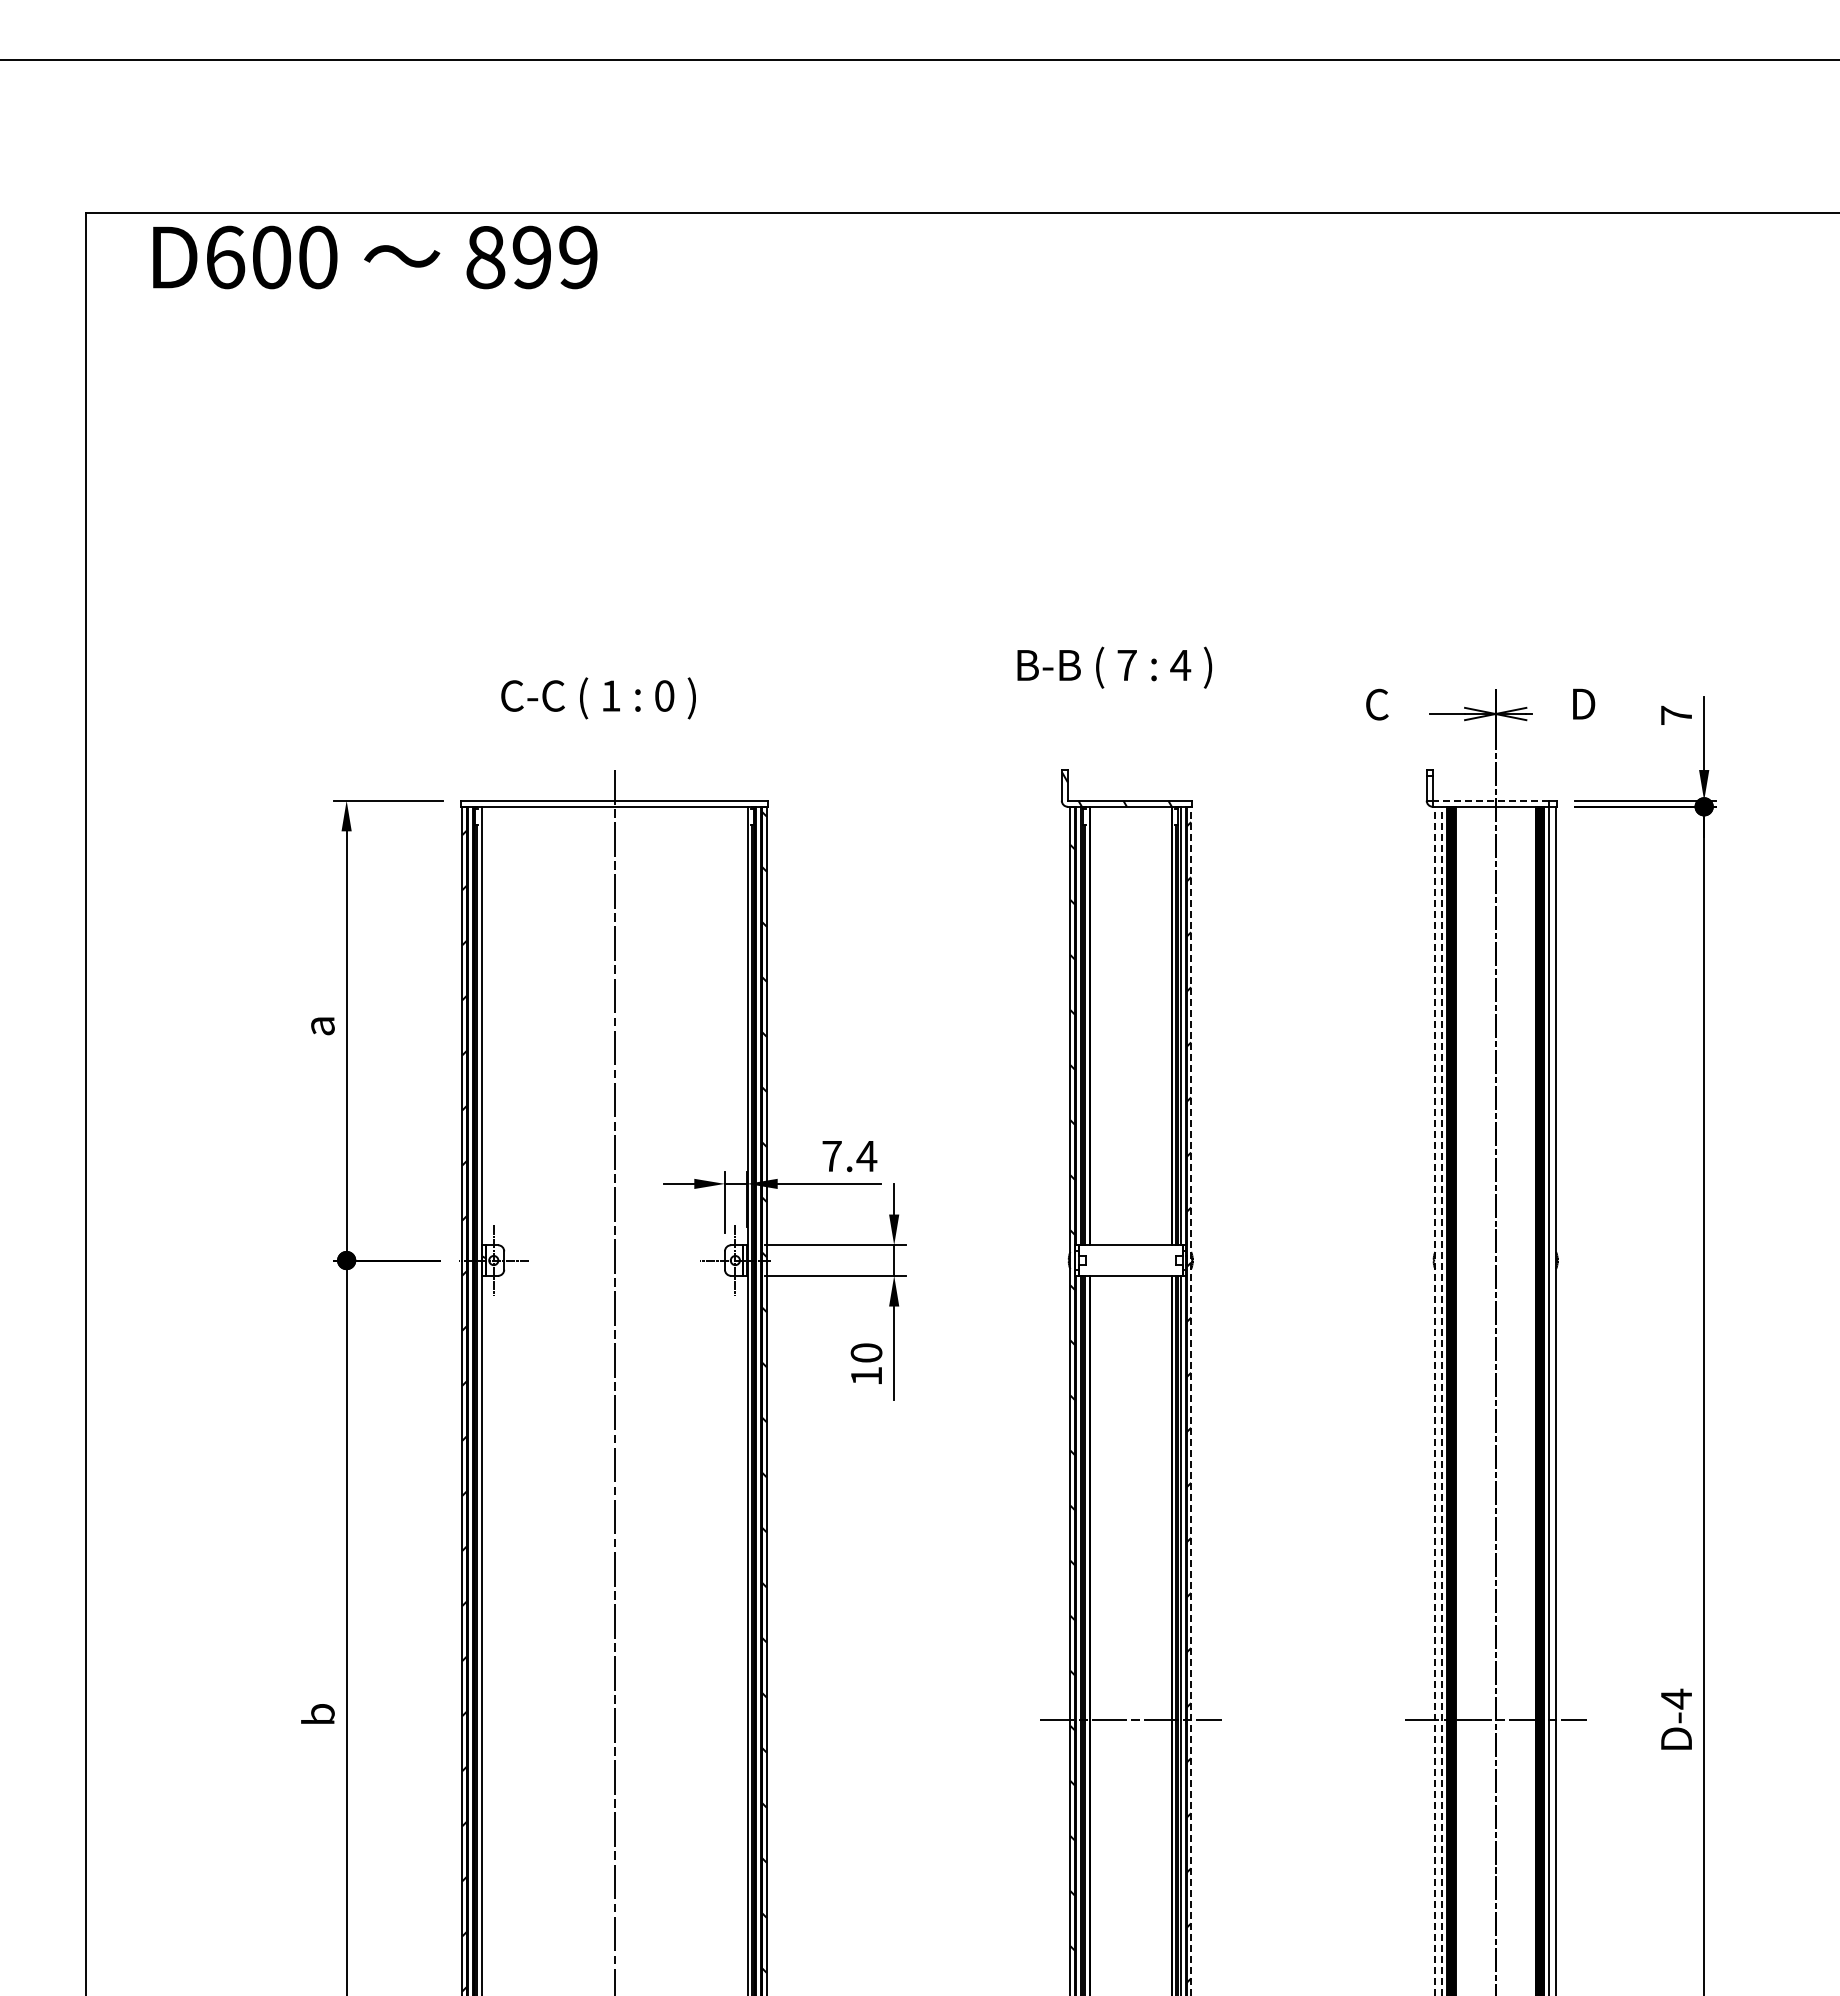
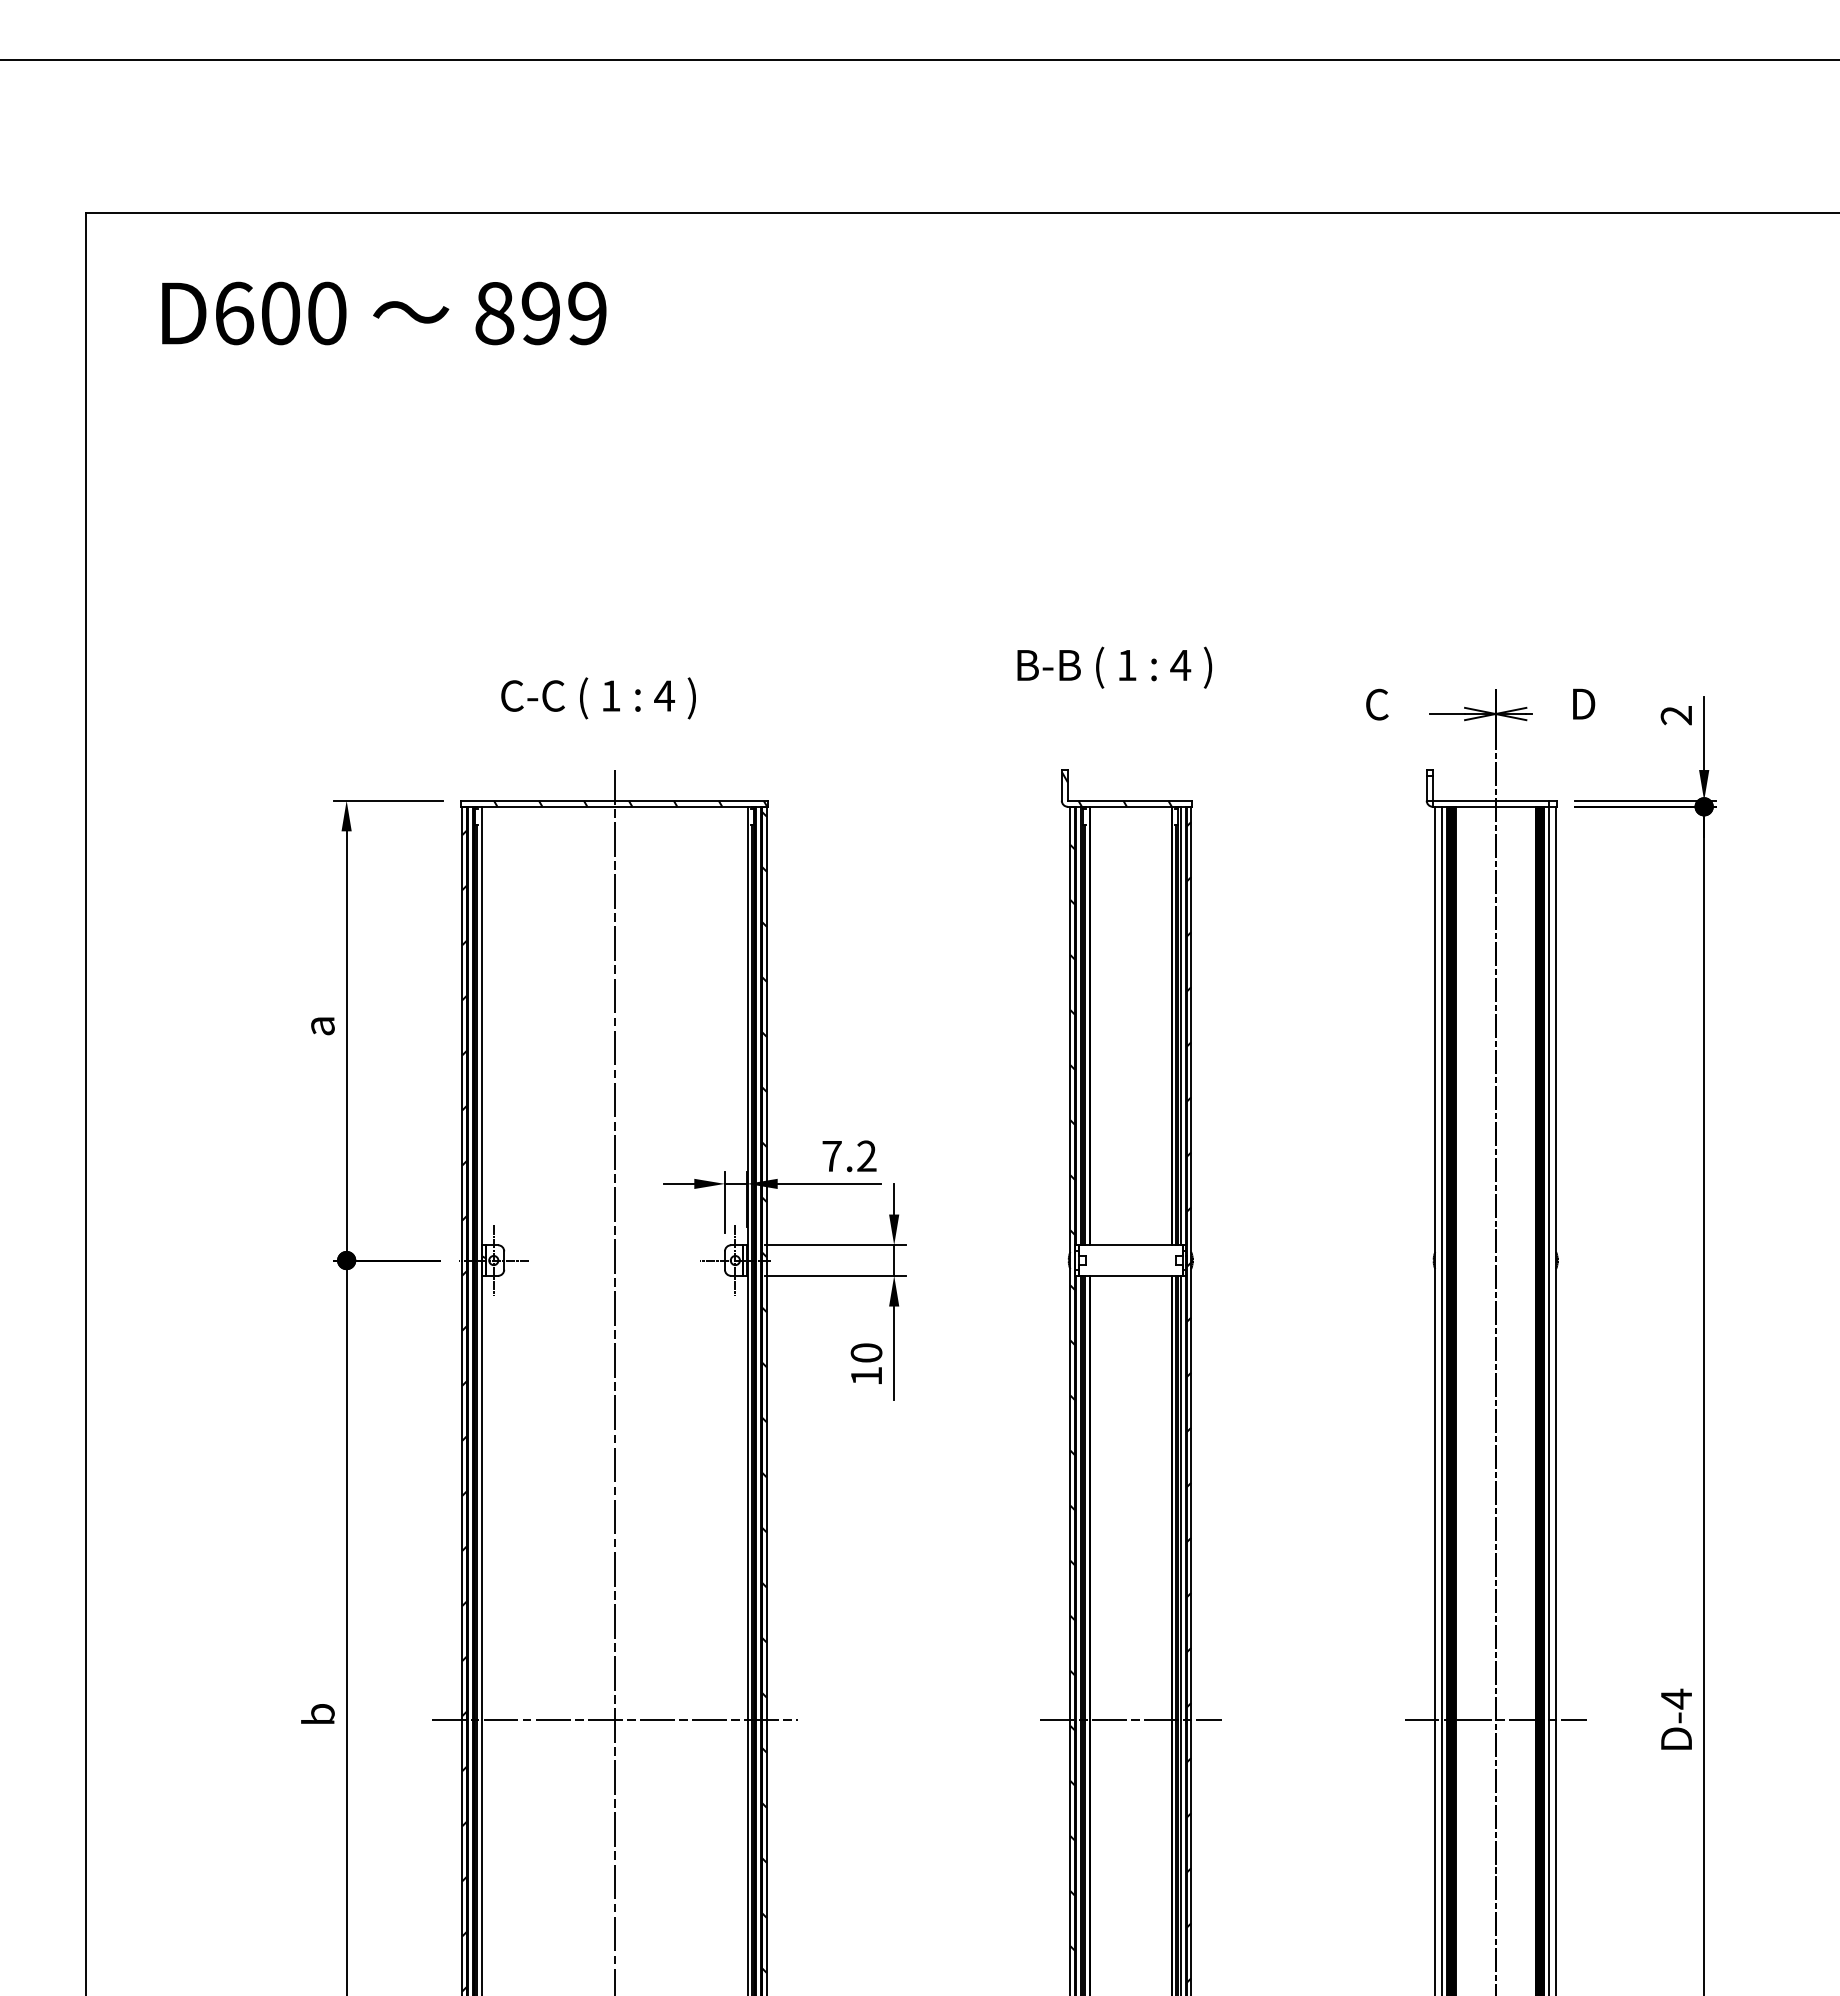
text position: (375, 257) -> (384, 313) (384, 313)
text: 7 -> 1 (1126, 665)
text: 0 -> 4 (664, 695)
text: 7 -> 2 (1675, 715)
line: dashed -> solid (1490, 800)
hatch: none -> present (630, 803)
text: 7.4 -> 7.2 (866, 1155)
line: dashed -> solid (1191, 1400)
line: dashed -> solid (1435, 1400)
line: dashed -> solid (1442, 1400)
line: none -> present (614, 1720)
